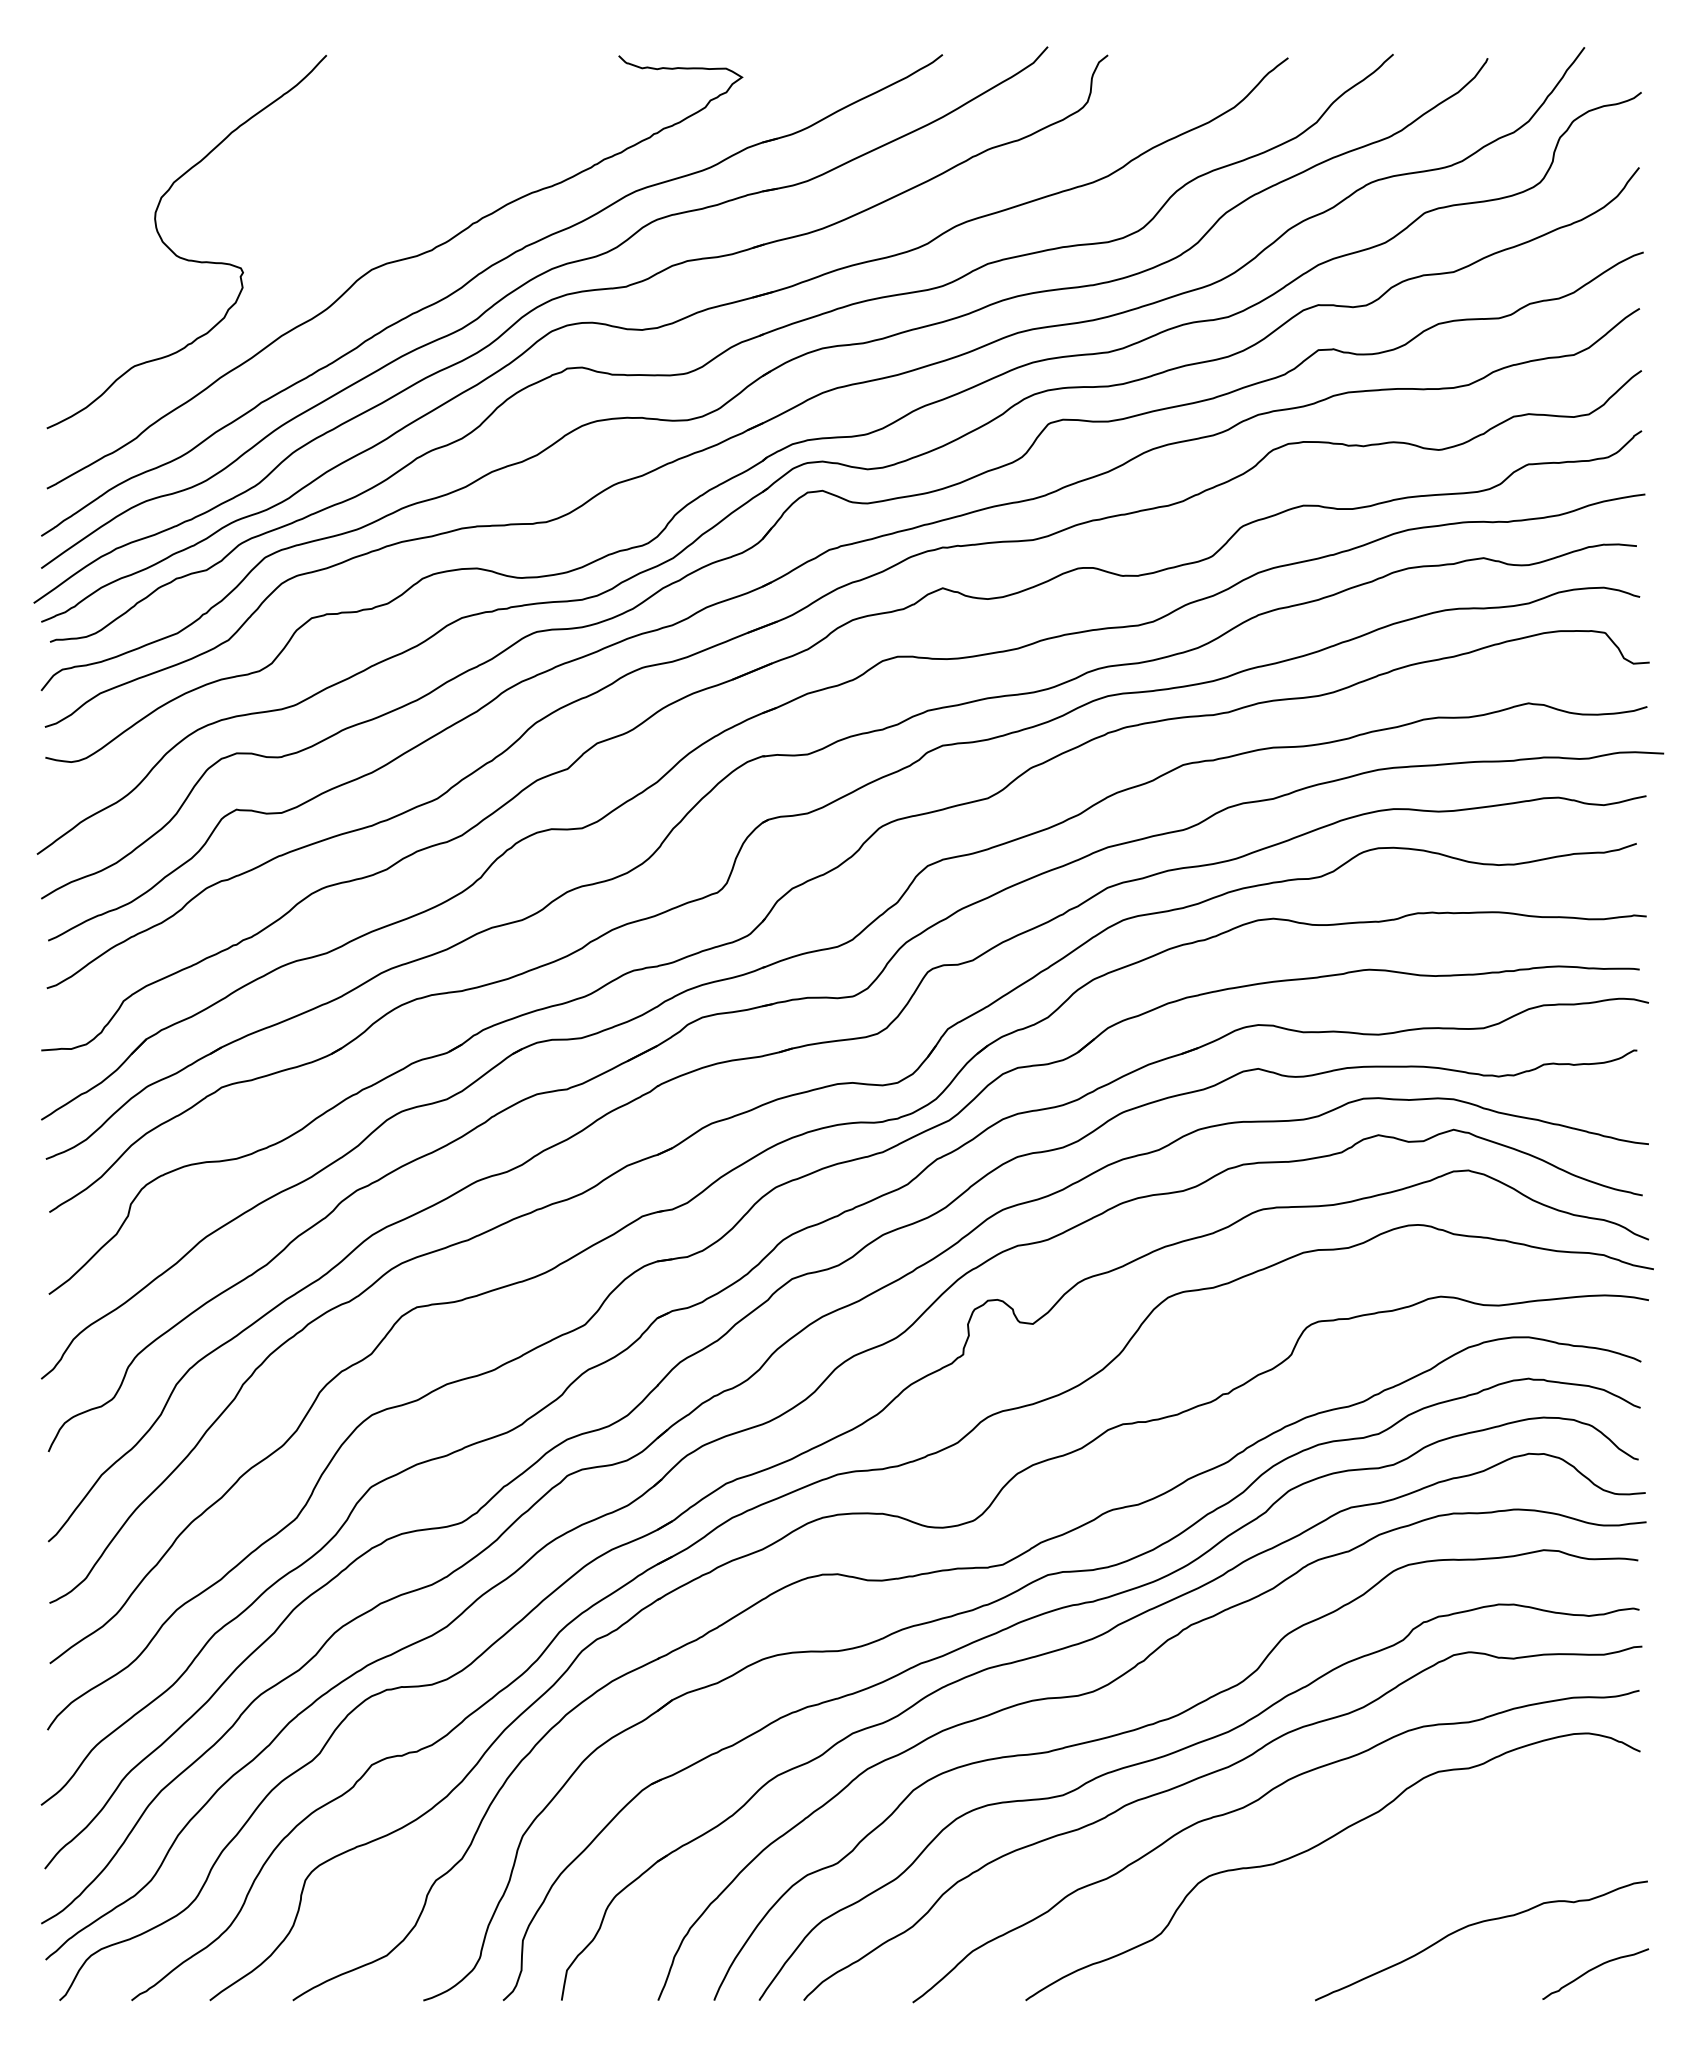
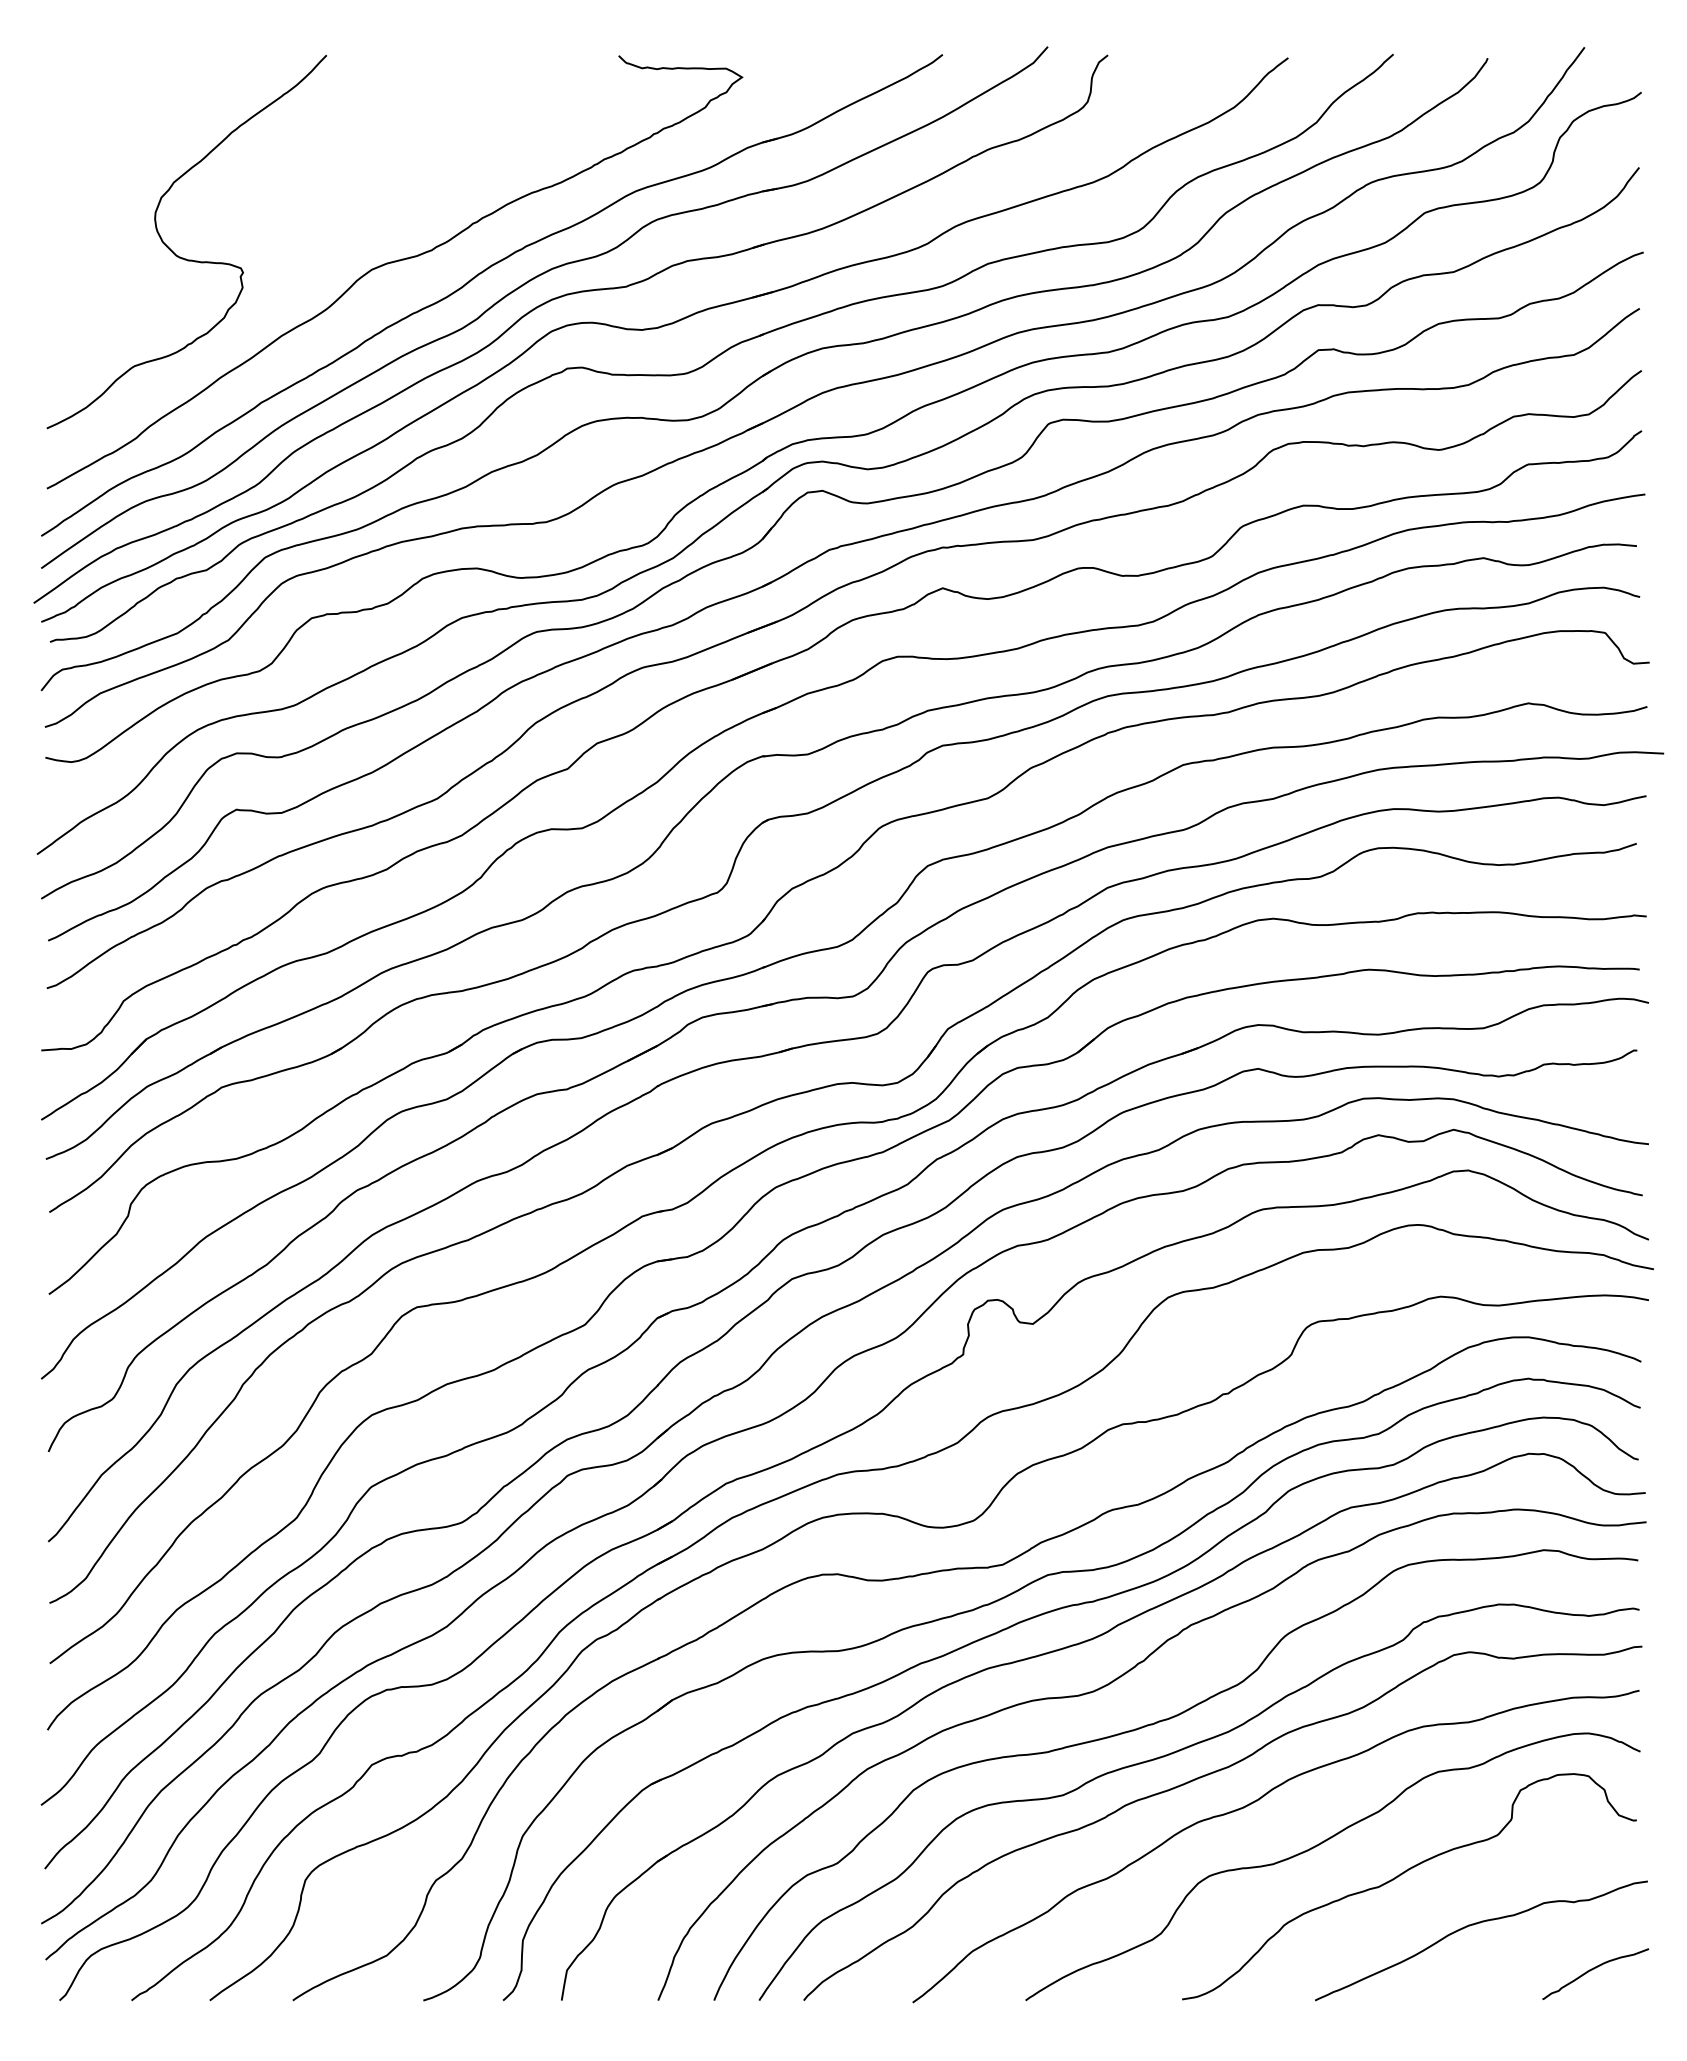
curve: none -> present (1401, 1875)
